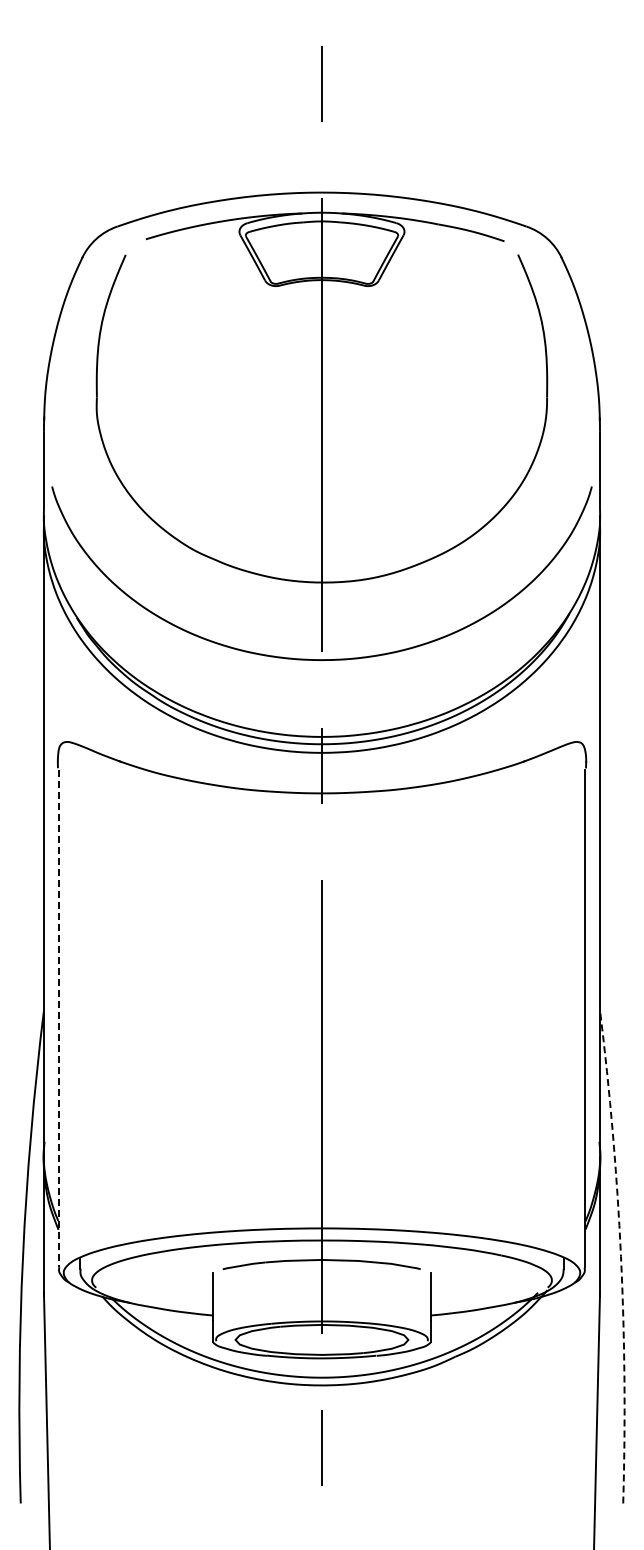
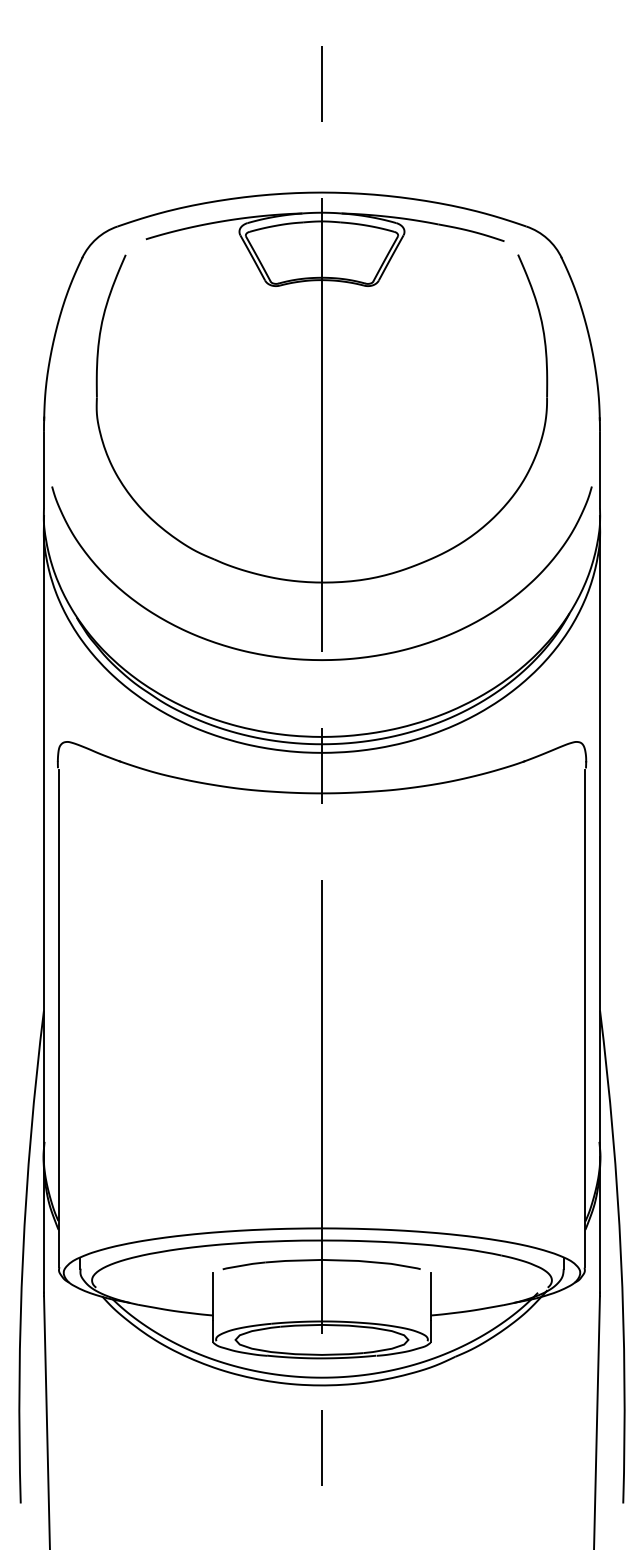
line: dashed -> solid (59, 1018)
arc: dashed -> solid (621, 1256)
